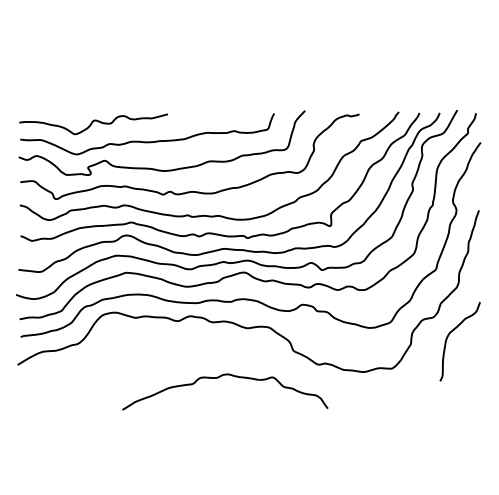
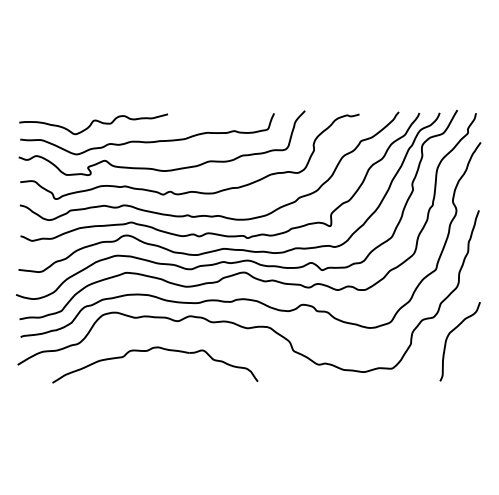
part position: (218, 378) -> (148, 351) (148, 351)
